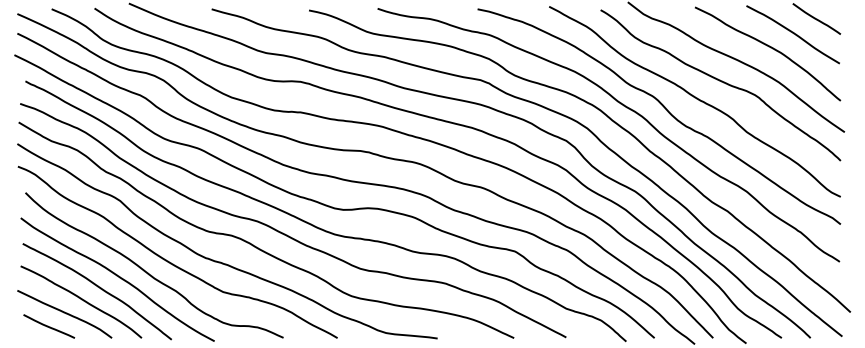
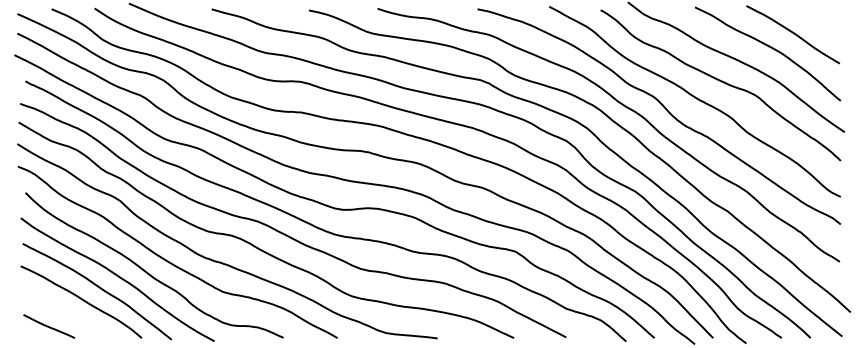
line: present -> none (816, 18)
curve: present -> none (64, 313)
